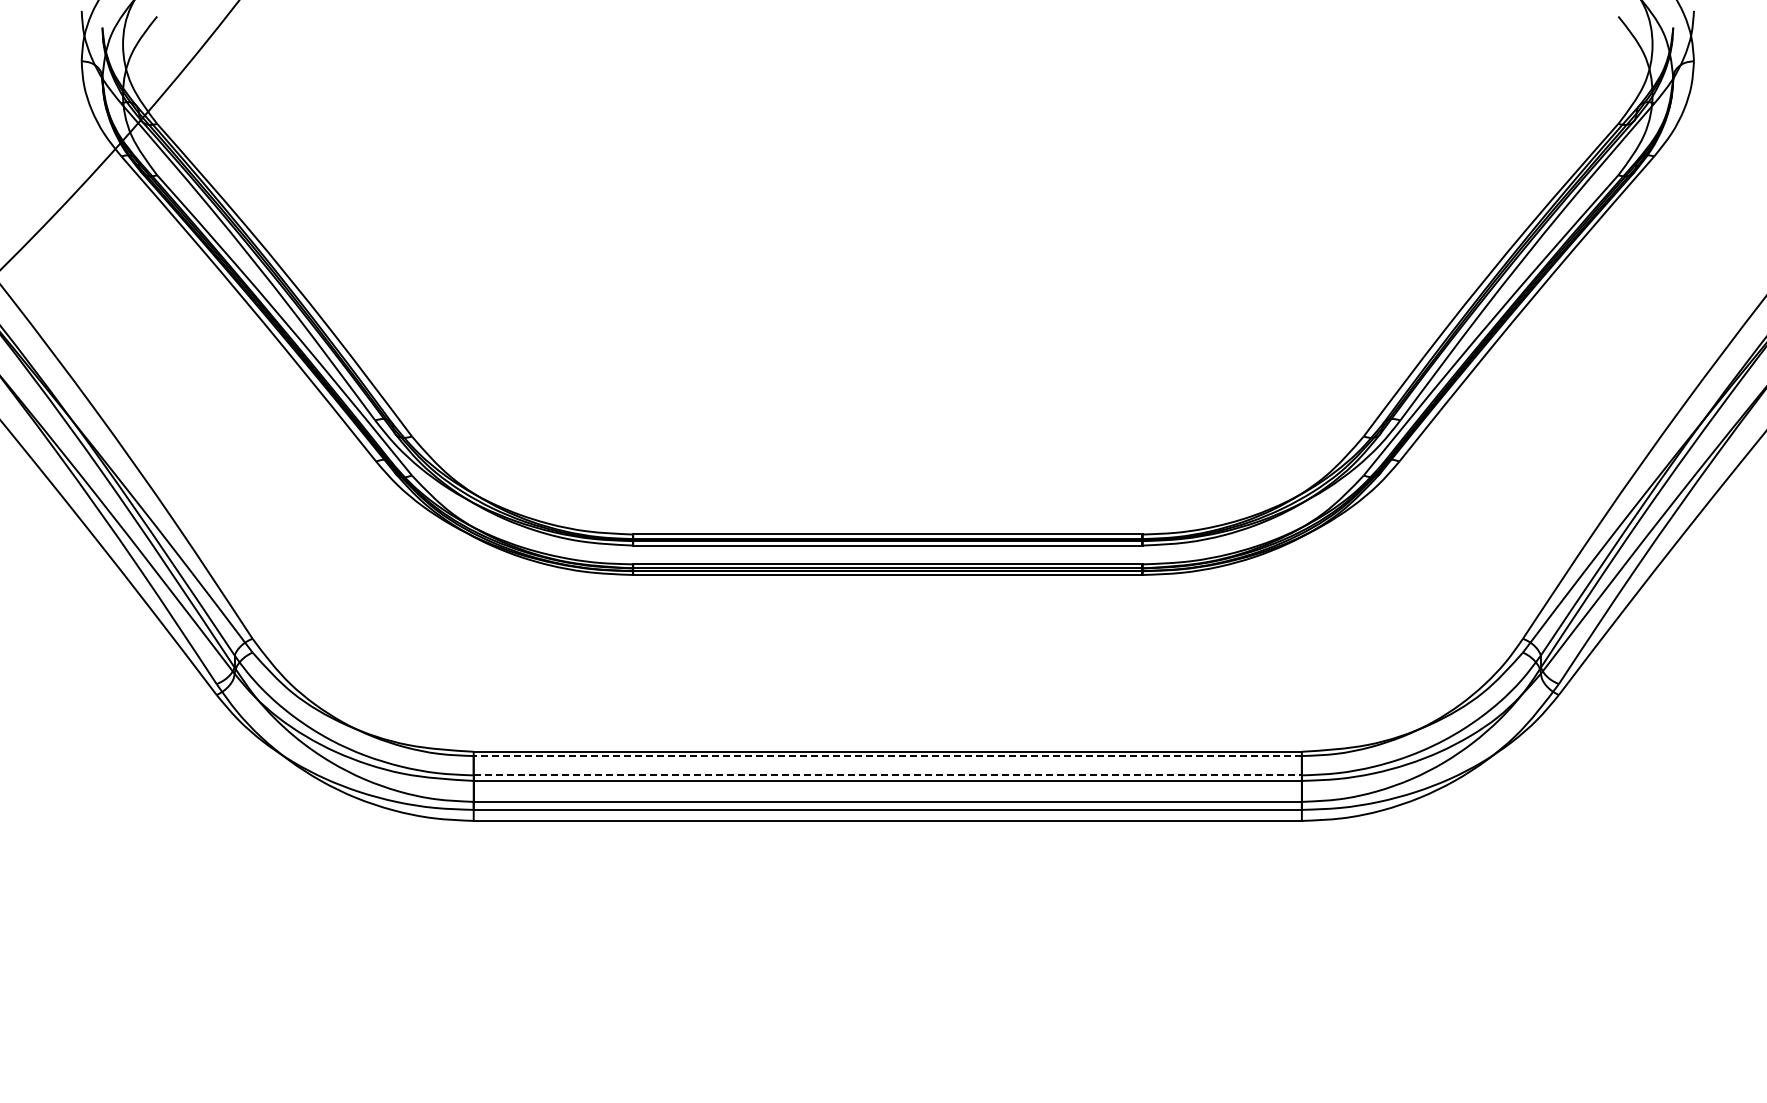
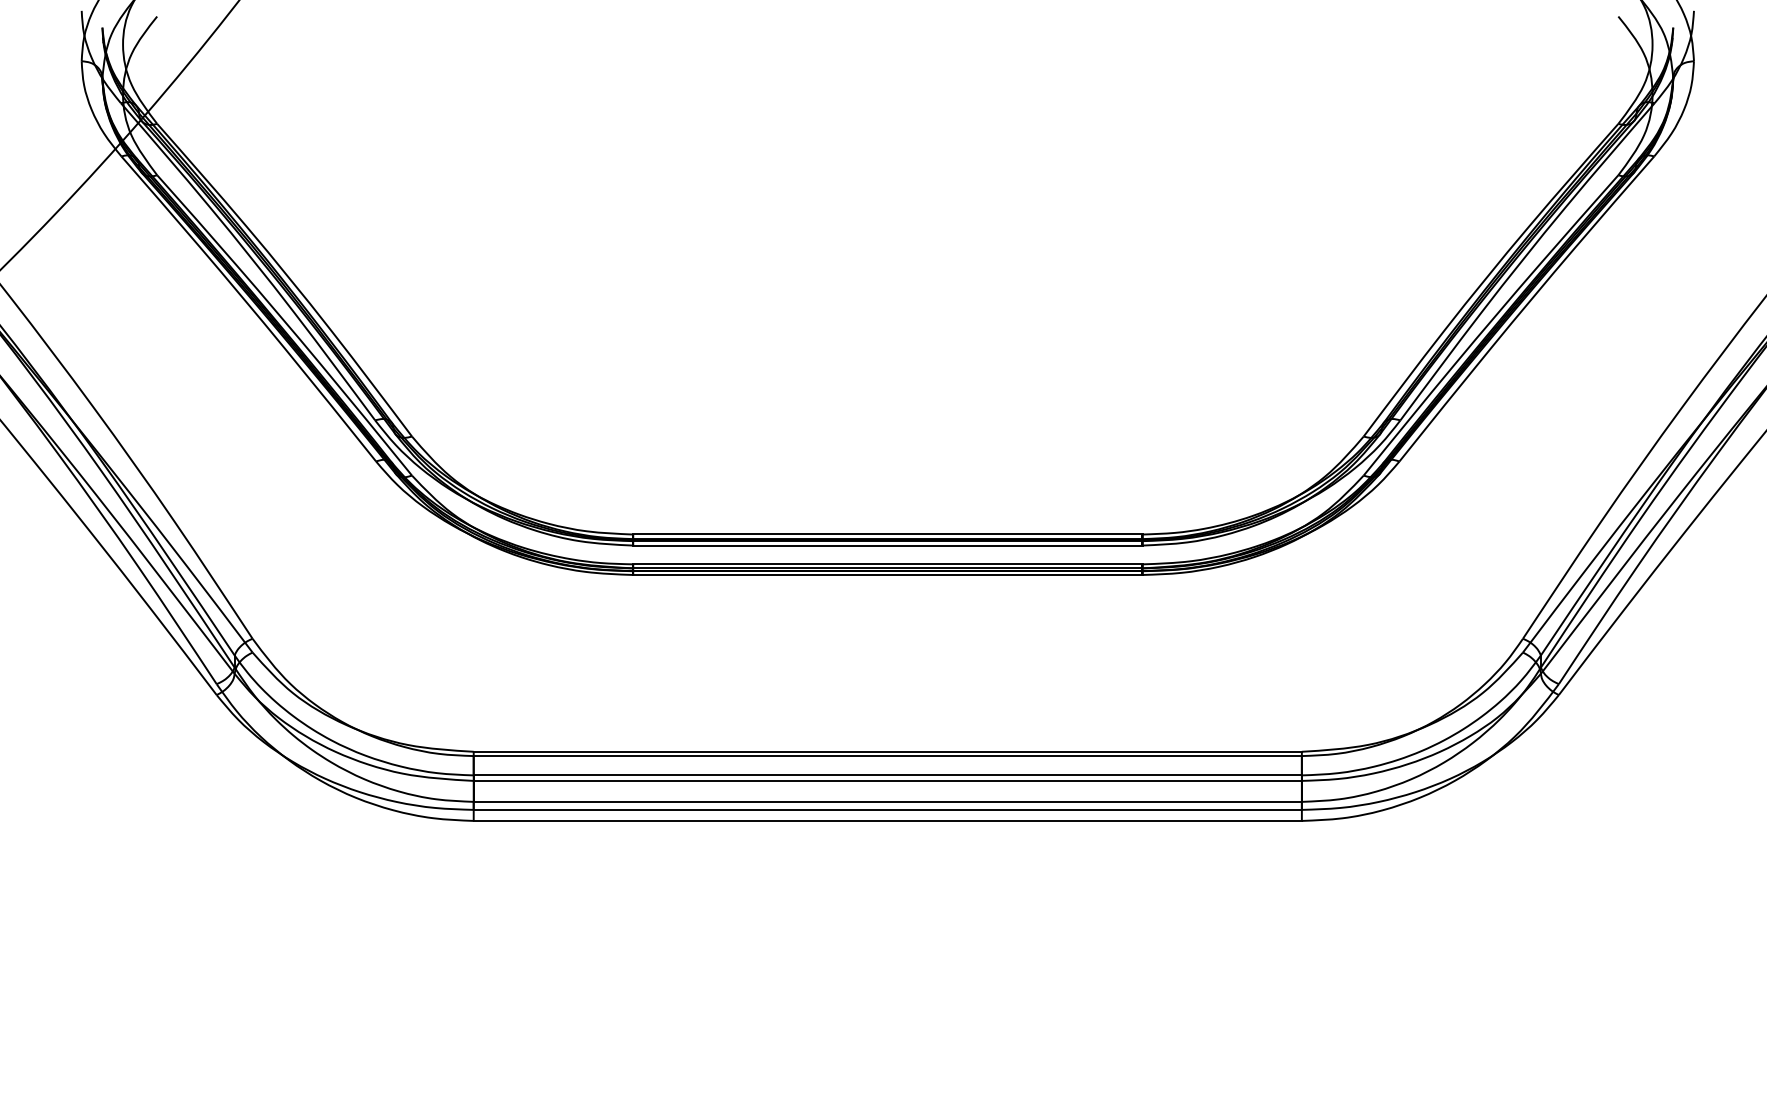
line: dashed -> solid (887, 756)
line: dashed -> solid (888, 775)
